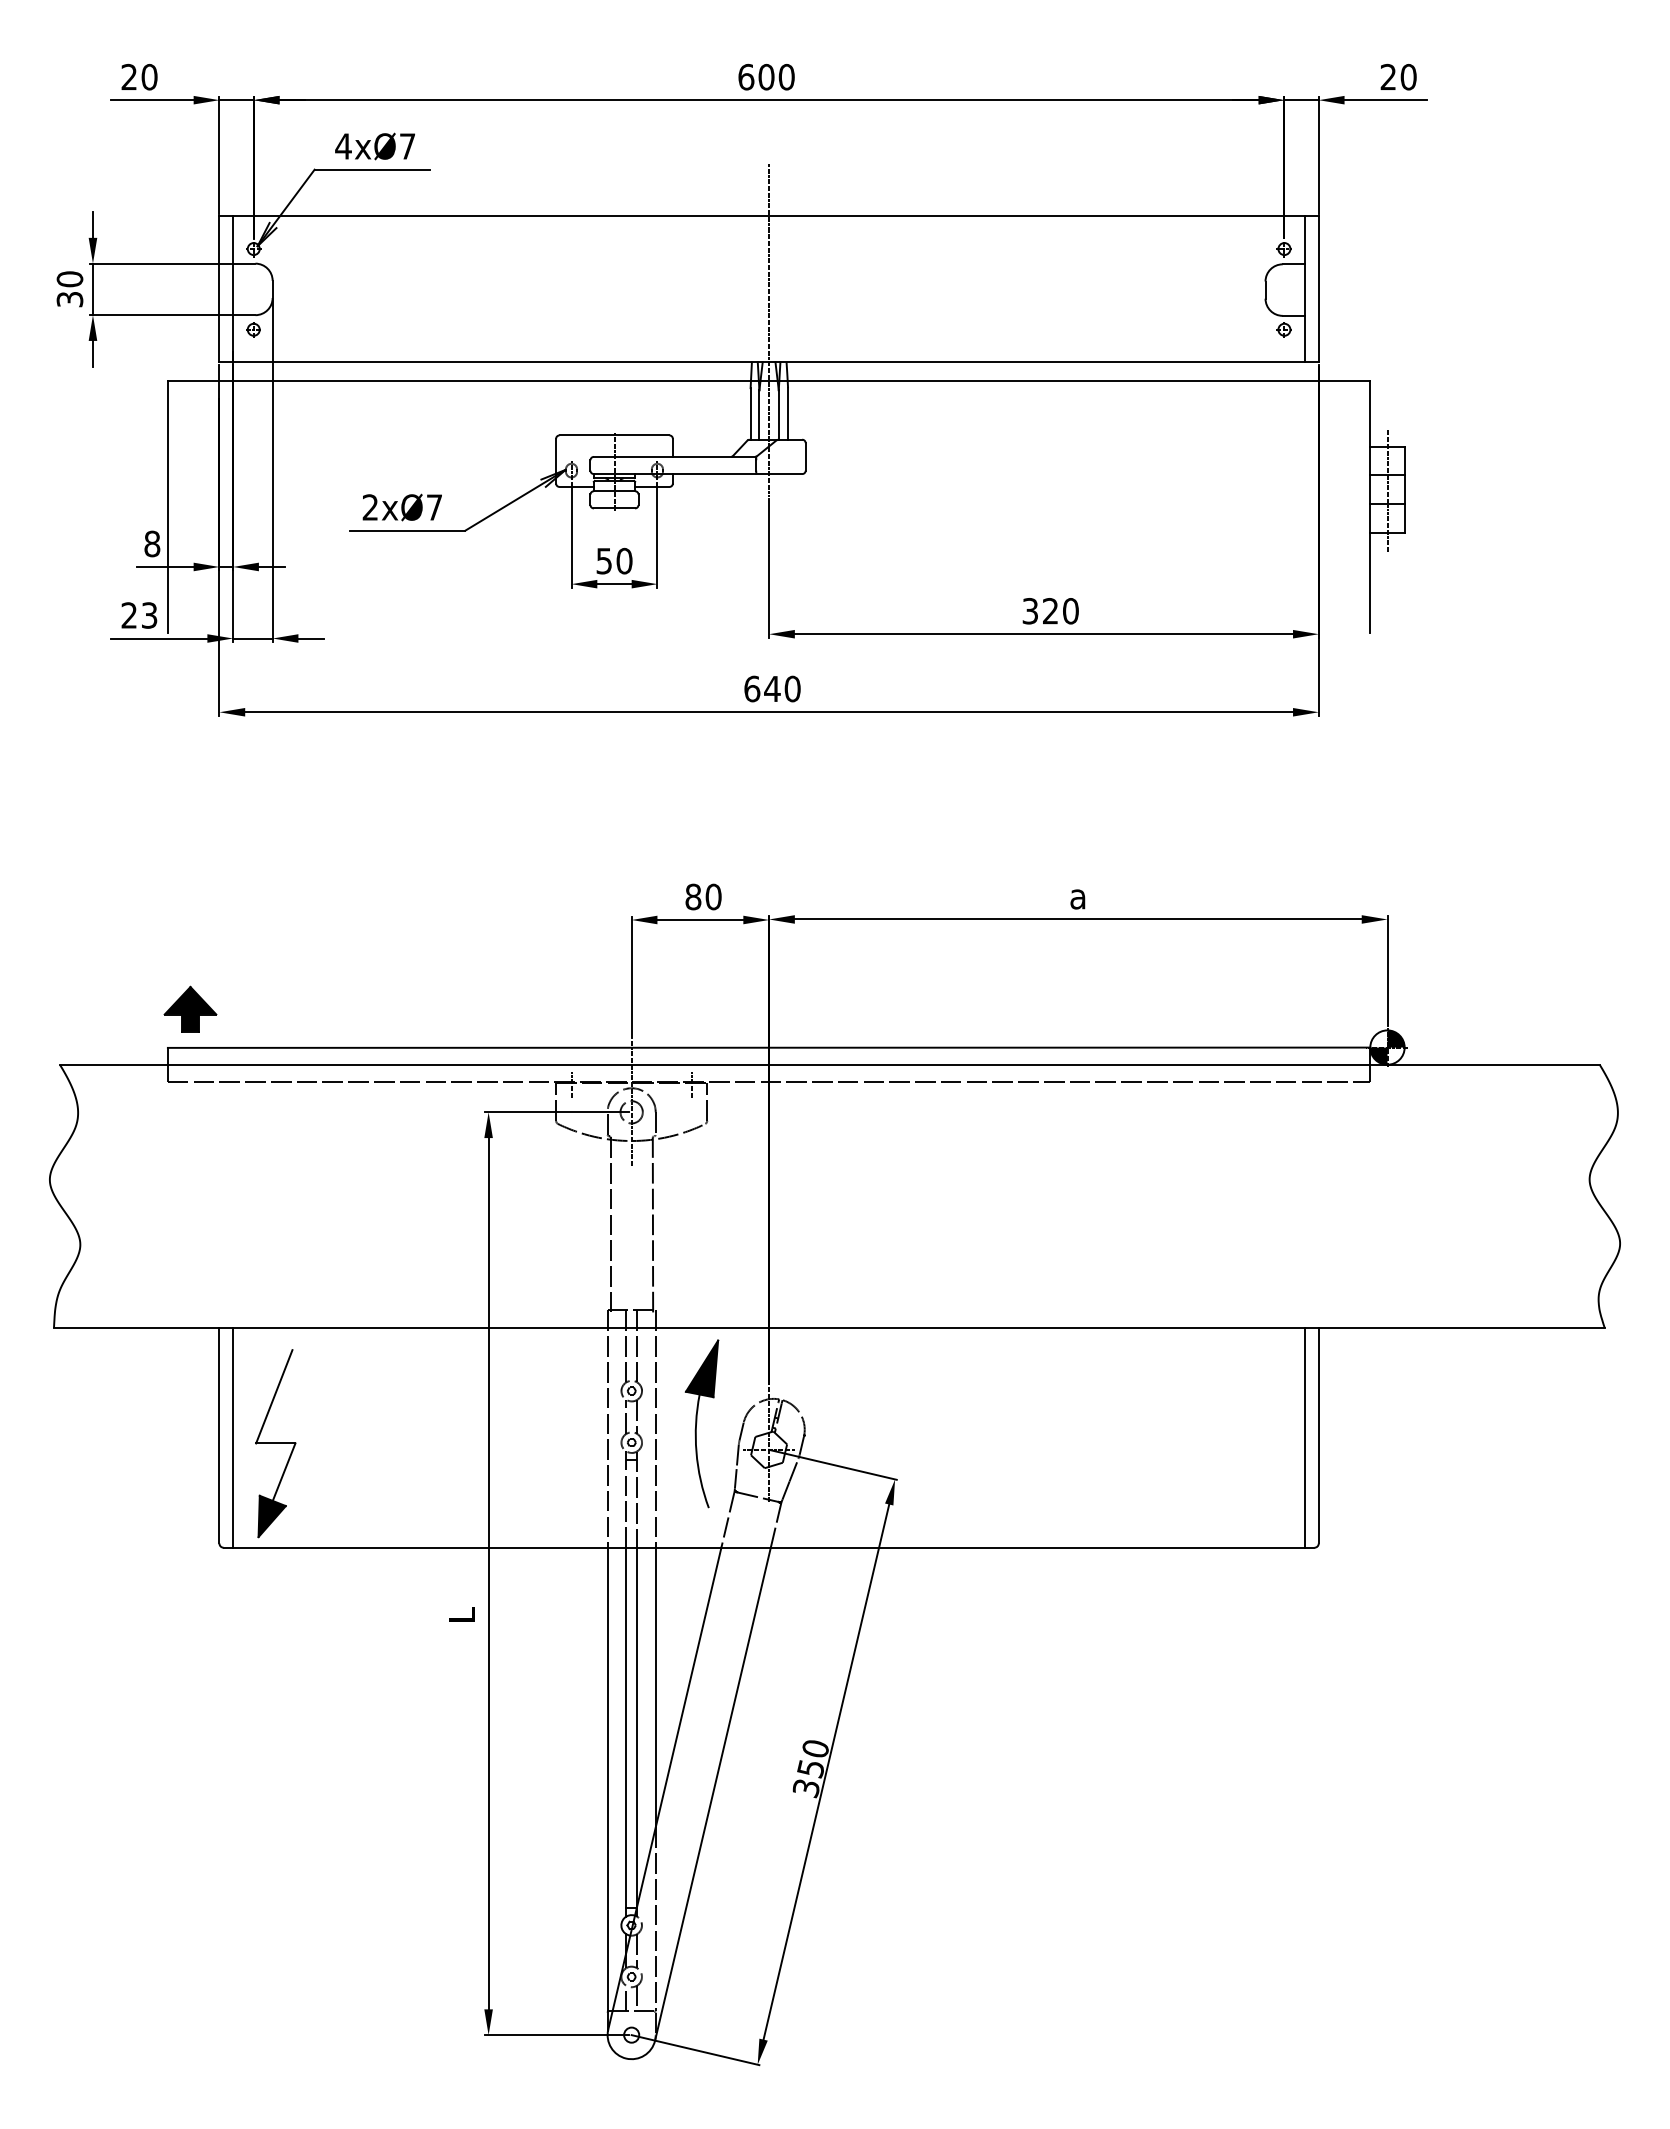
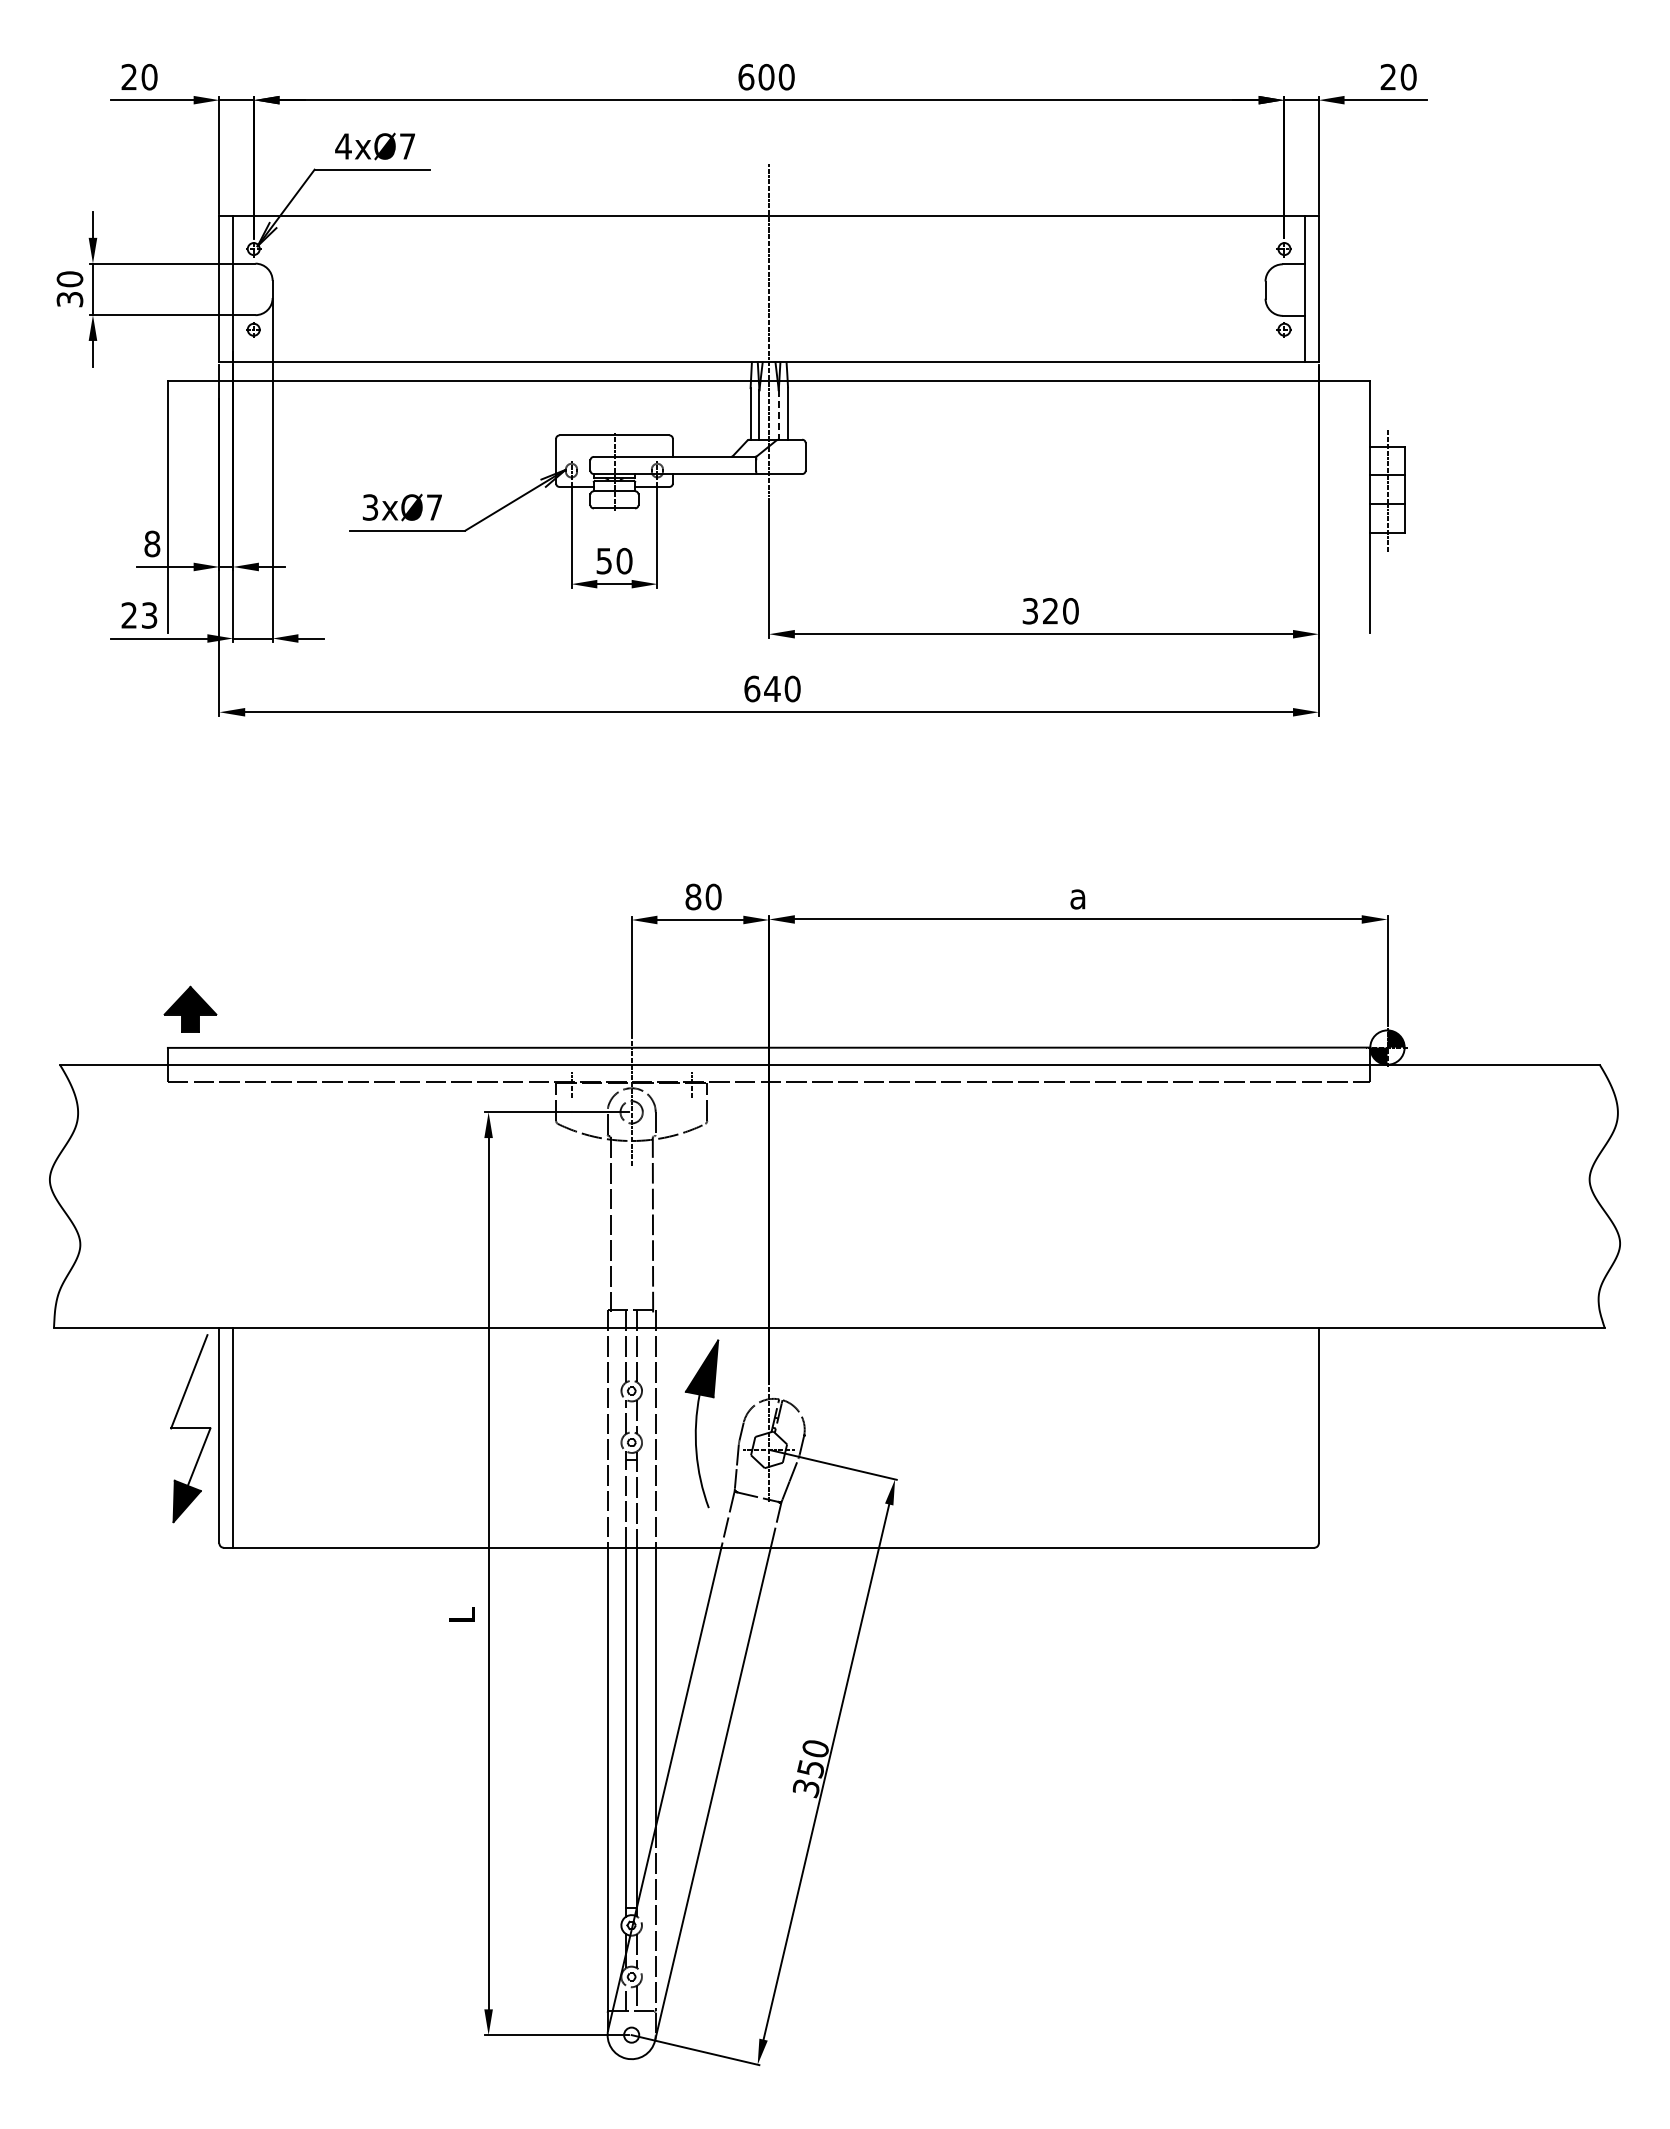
line: solid -> dashed (778, 414)
text: 2xØ7 -> 3xØ7 (370, 507)
line: present -> none (1305, 1437)
part position: (275, 1443) -> (190, 1428) (190, 1428)
